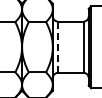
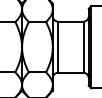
line: dashed -> solid (57, 47)
